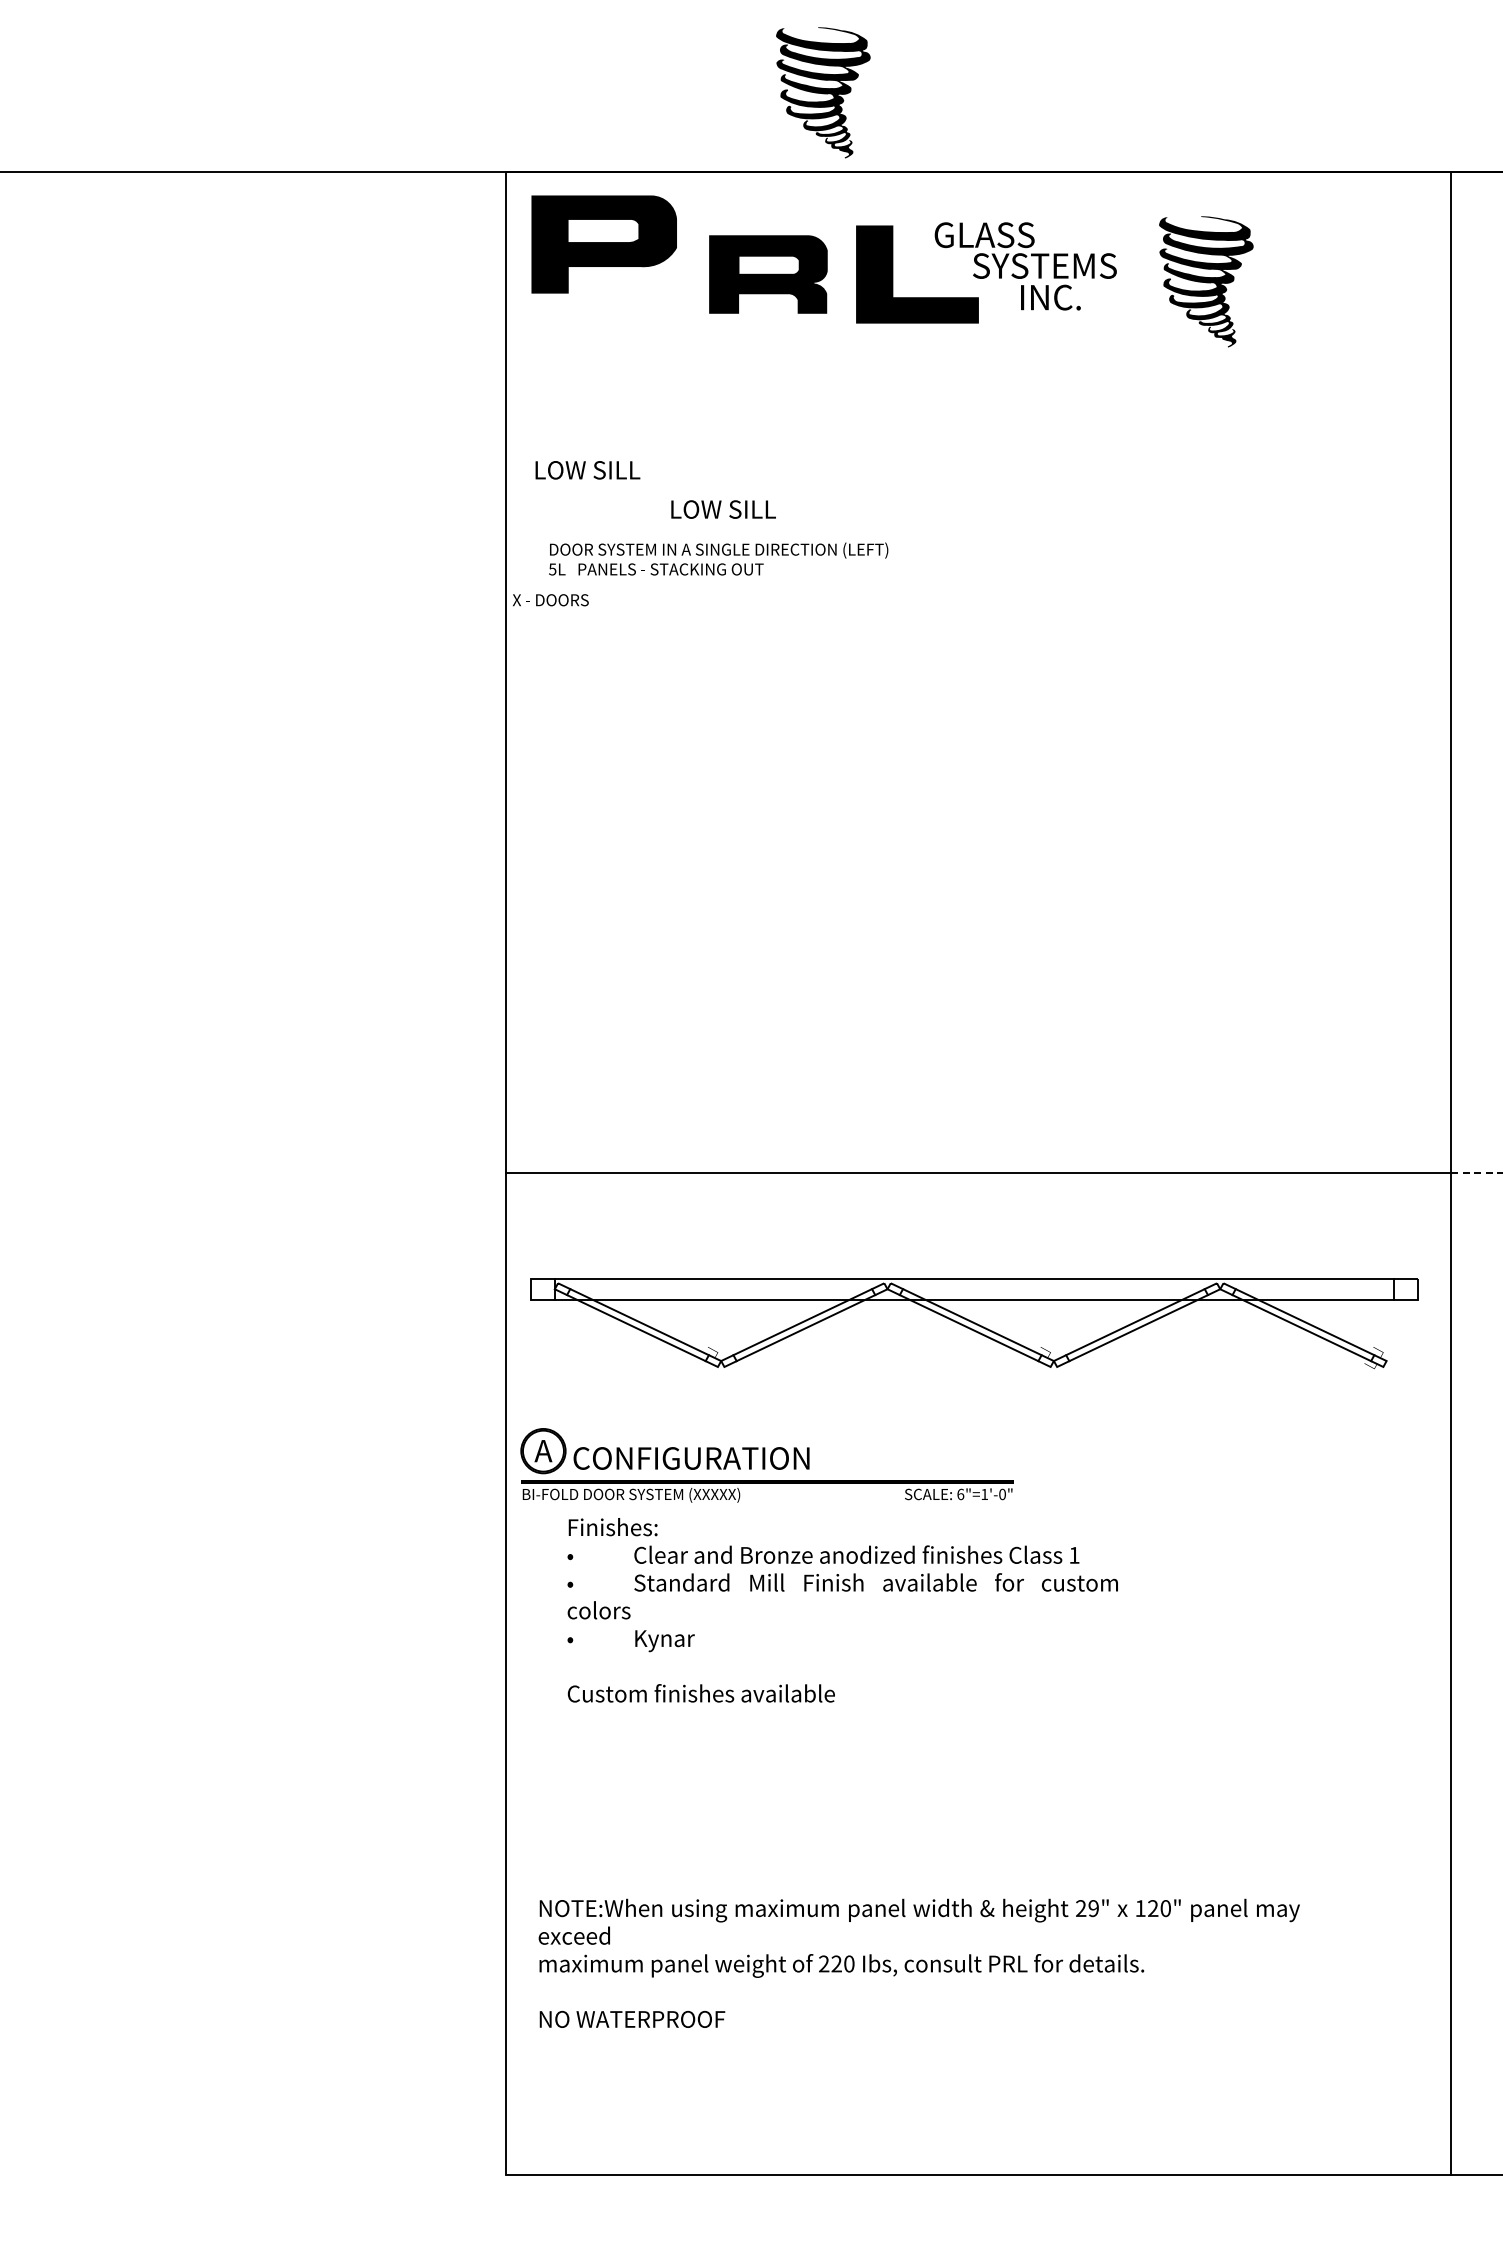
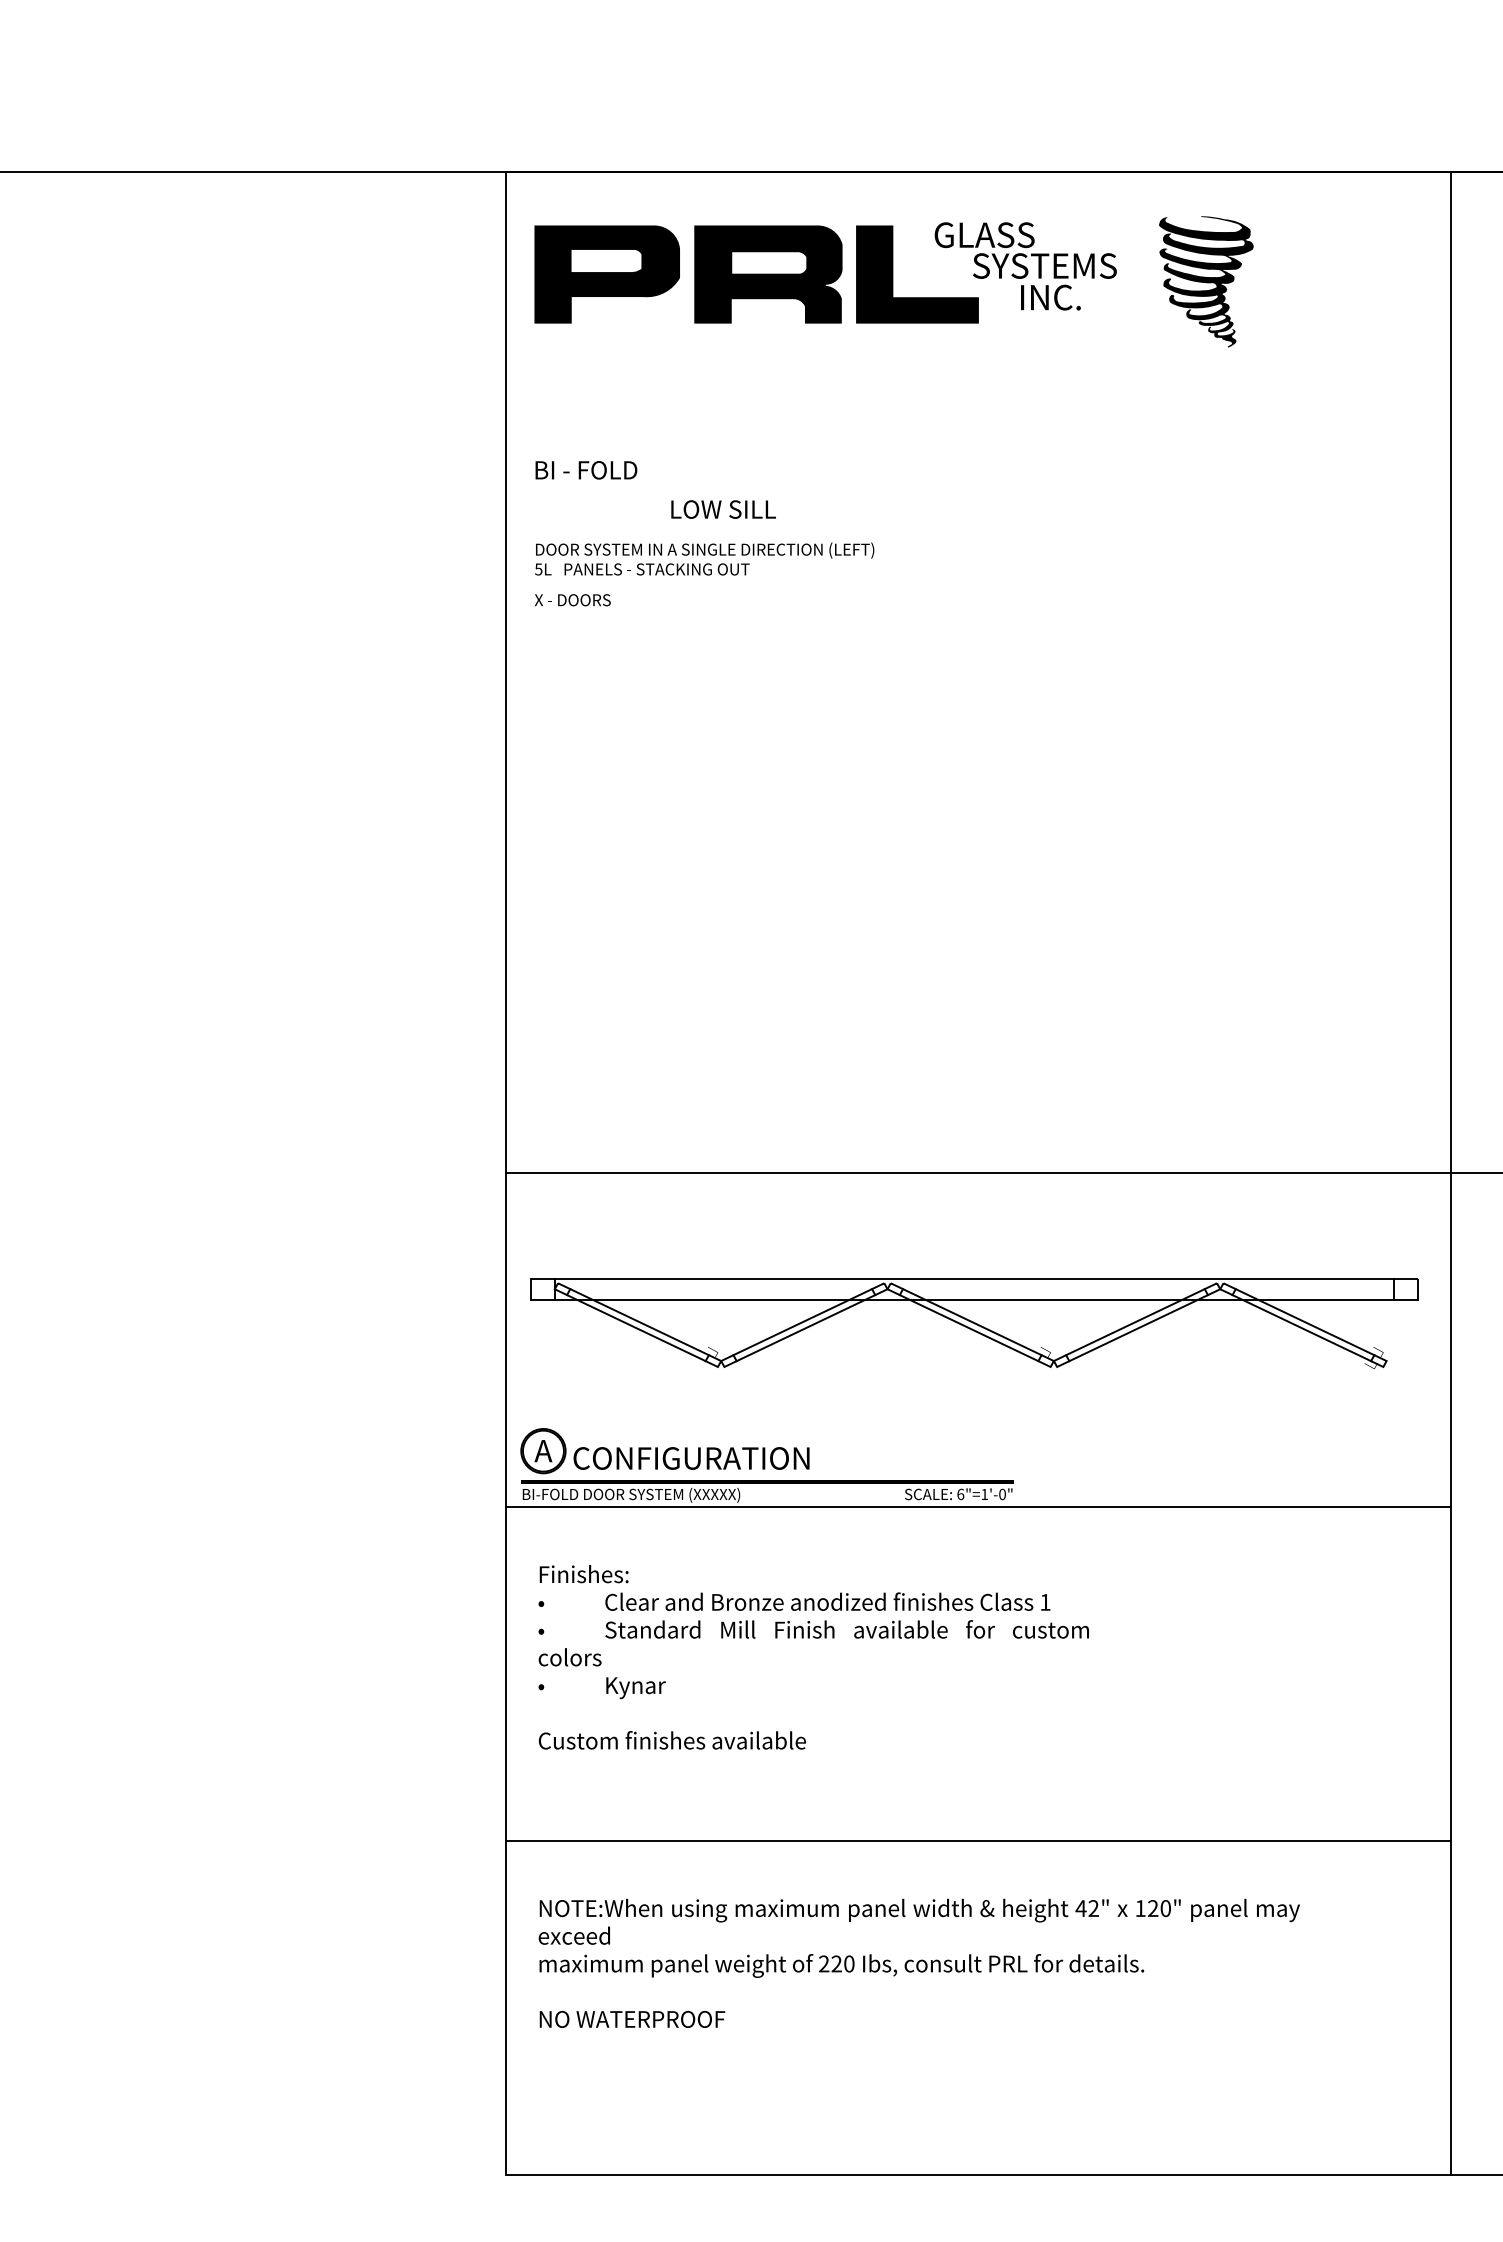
part: present -> none (823, 92)
part position: (603, 244) -> (606, 274) (606, 274)
part size: 119x79 px -> 149x99 px (768, 274)
text: LOW SILL -> BI - FOLD (588, 470)
text position: (718, 558) -> (704, 558) (704, 558)
text position: (550, 600) -> (572, 600) (572, 600)
line: dashed -> solid (1477, 1173)
line: none -> present (978, 1507)
text position: (842, 1610) -> (813, 1657) (813, 1657)
line: none -> present (978, 1840)
text: 29" -> 42" (1086, 1908)
